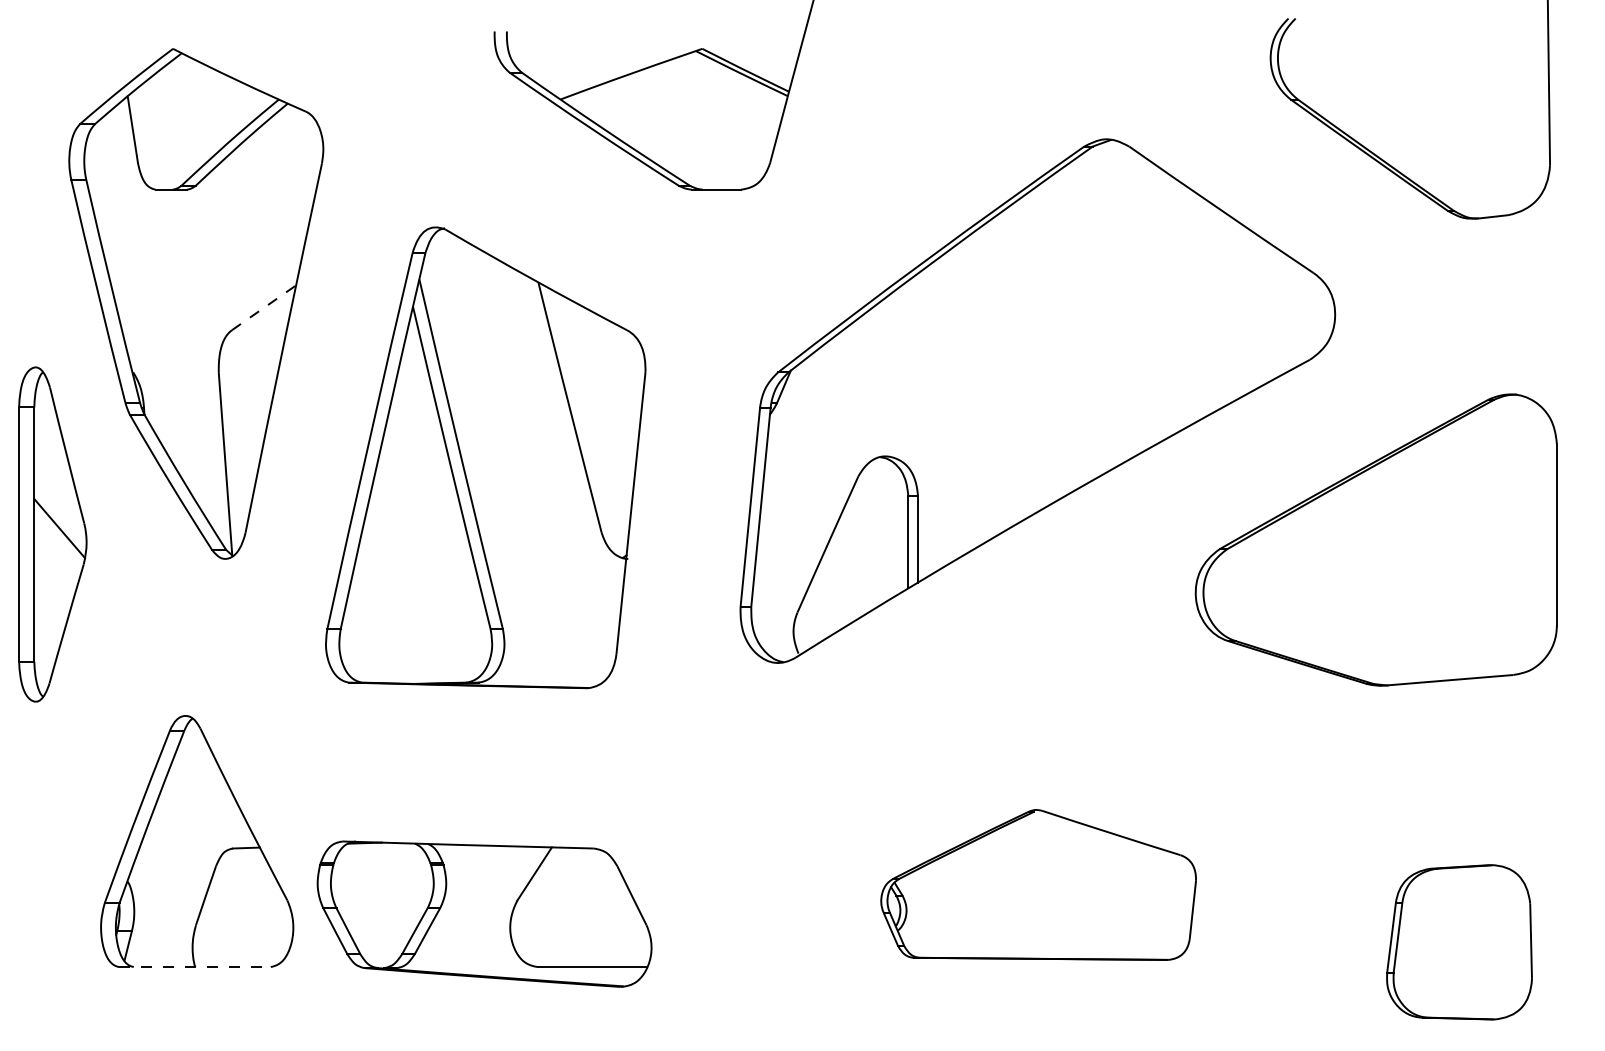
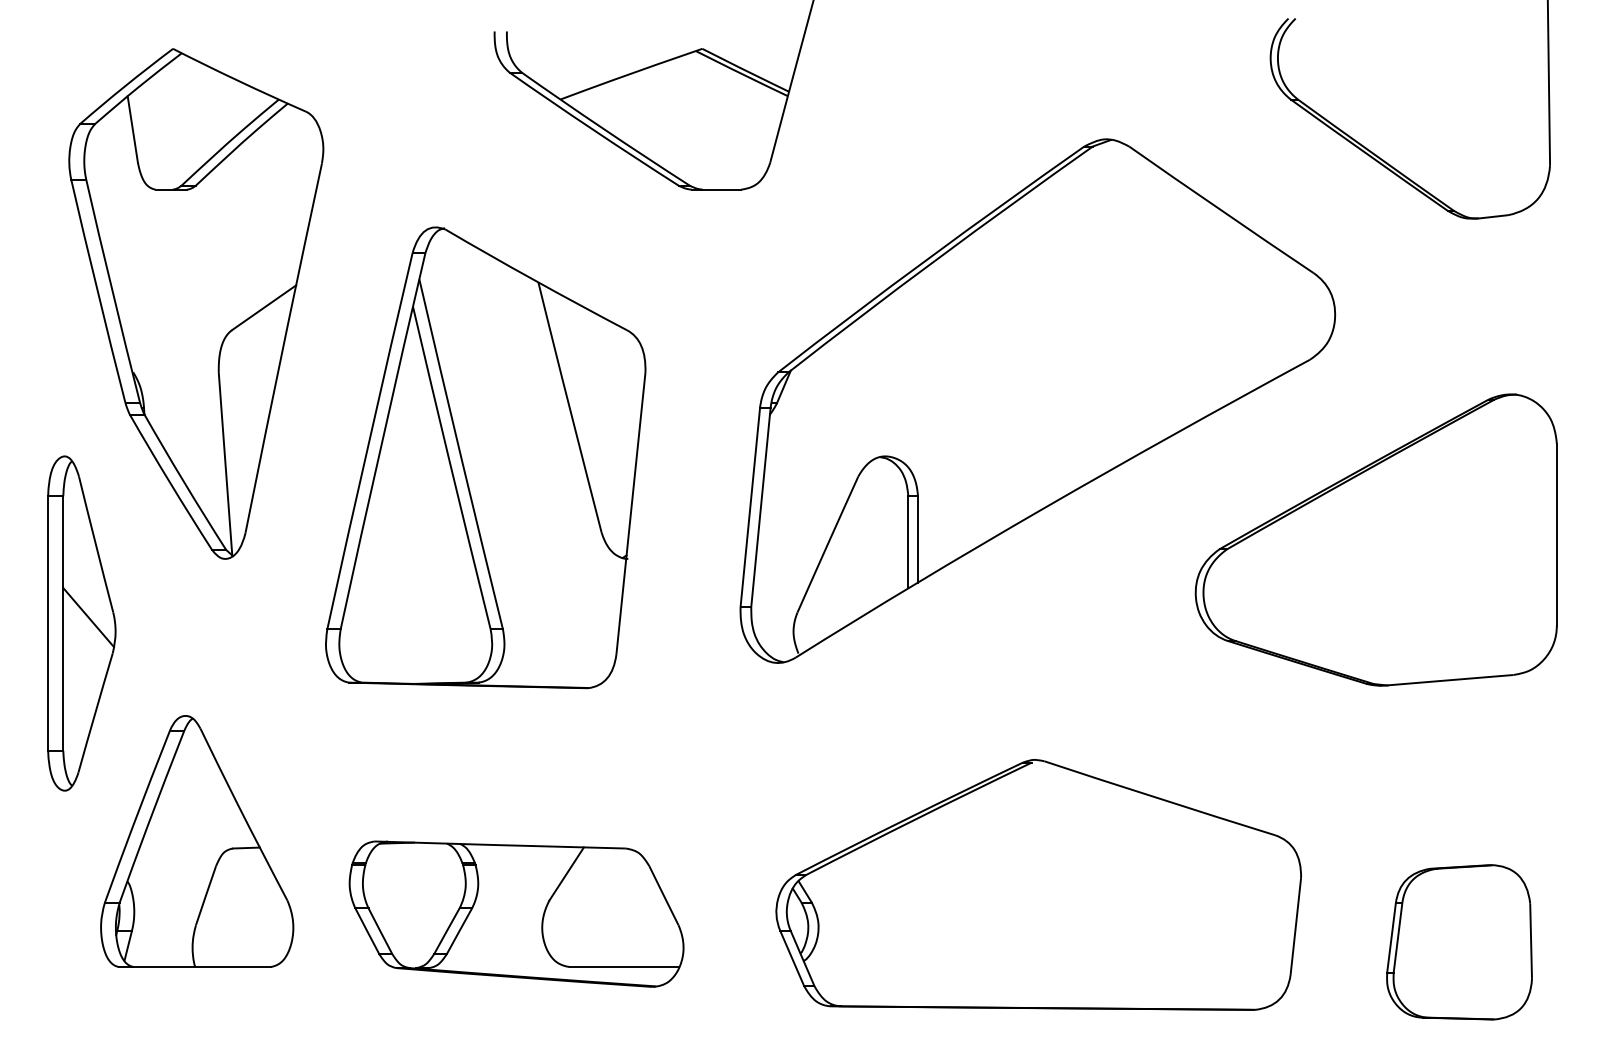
line: dashed -> solid (264, 307)
part position: (52, 534) -> (81, 623) (81, 623)
part size: 317x152 px -> 527x252 px (1038, 884)
part position: (484, 913) -> (516, 913) (516, 913)
line: dashed -> solid (194, 967)
